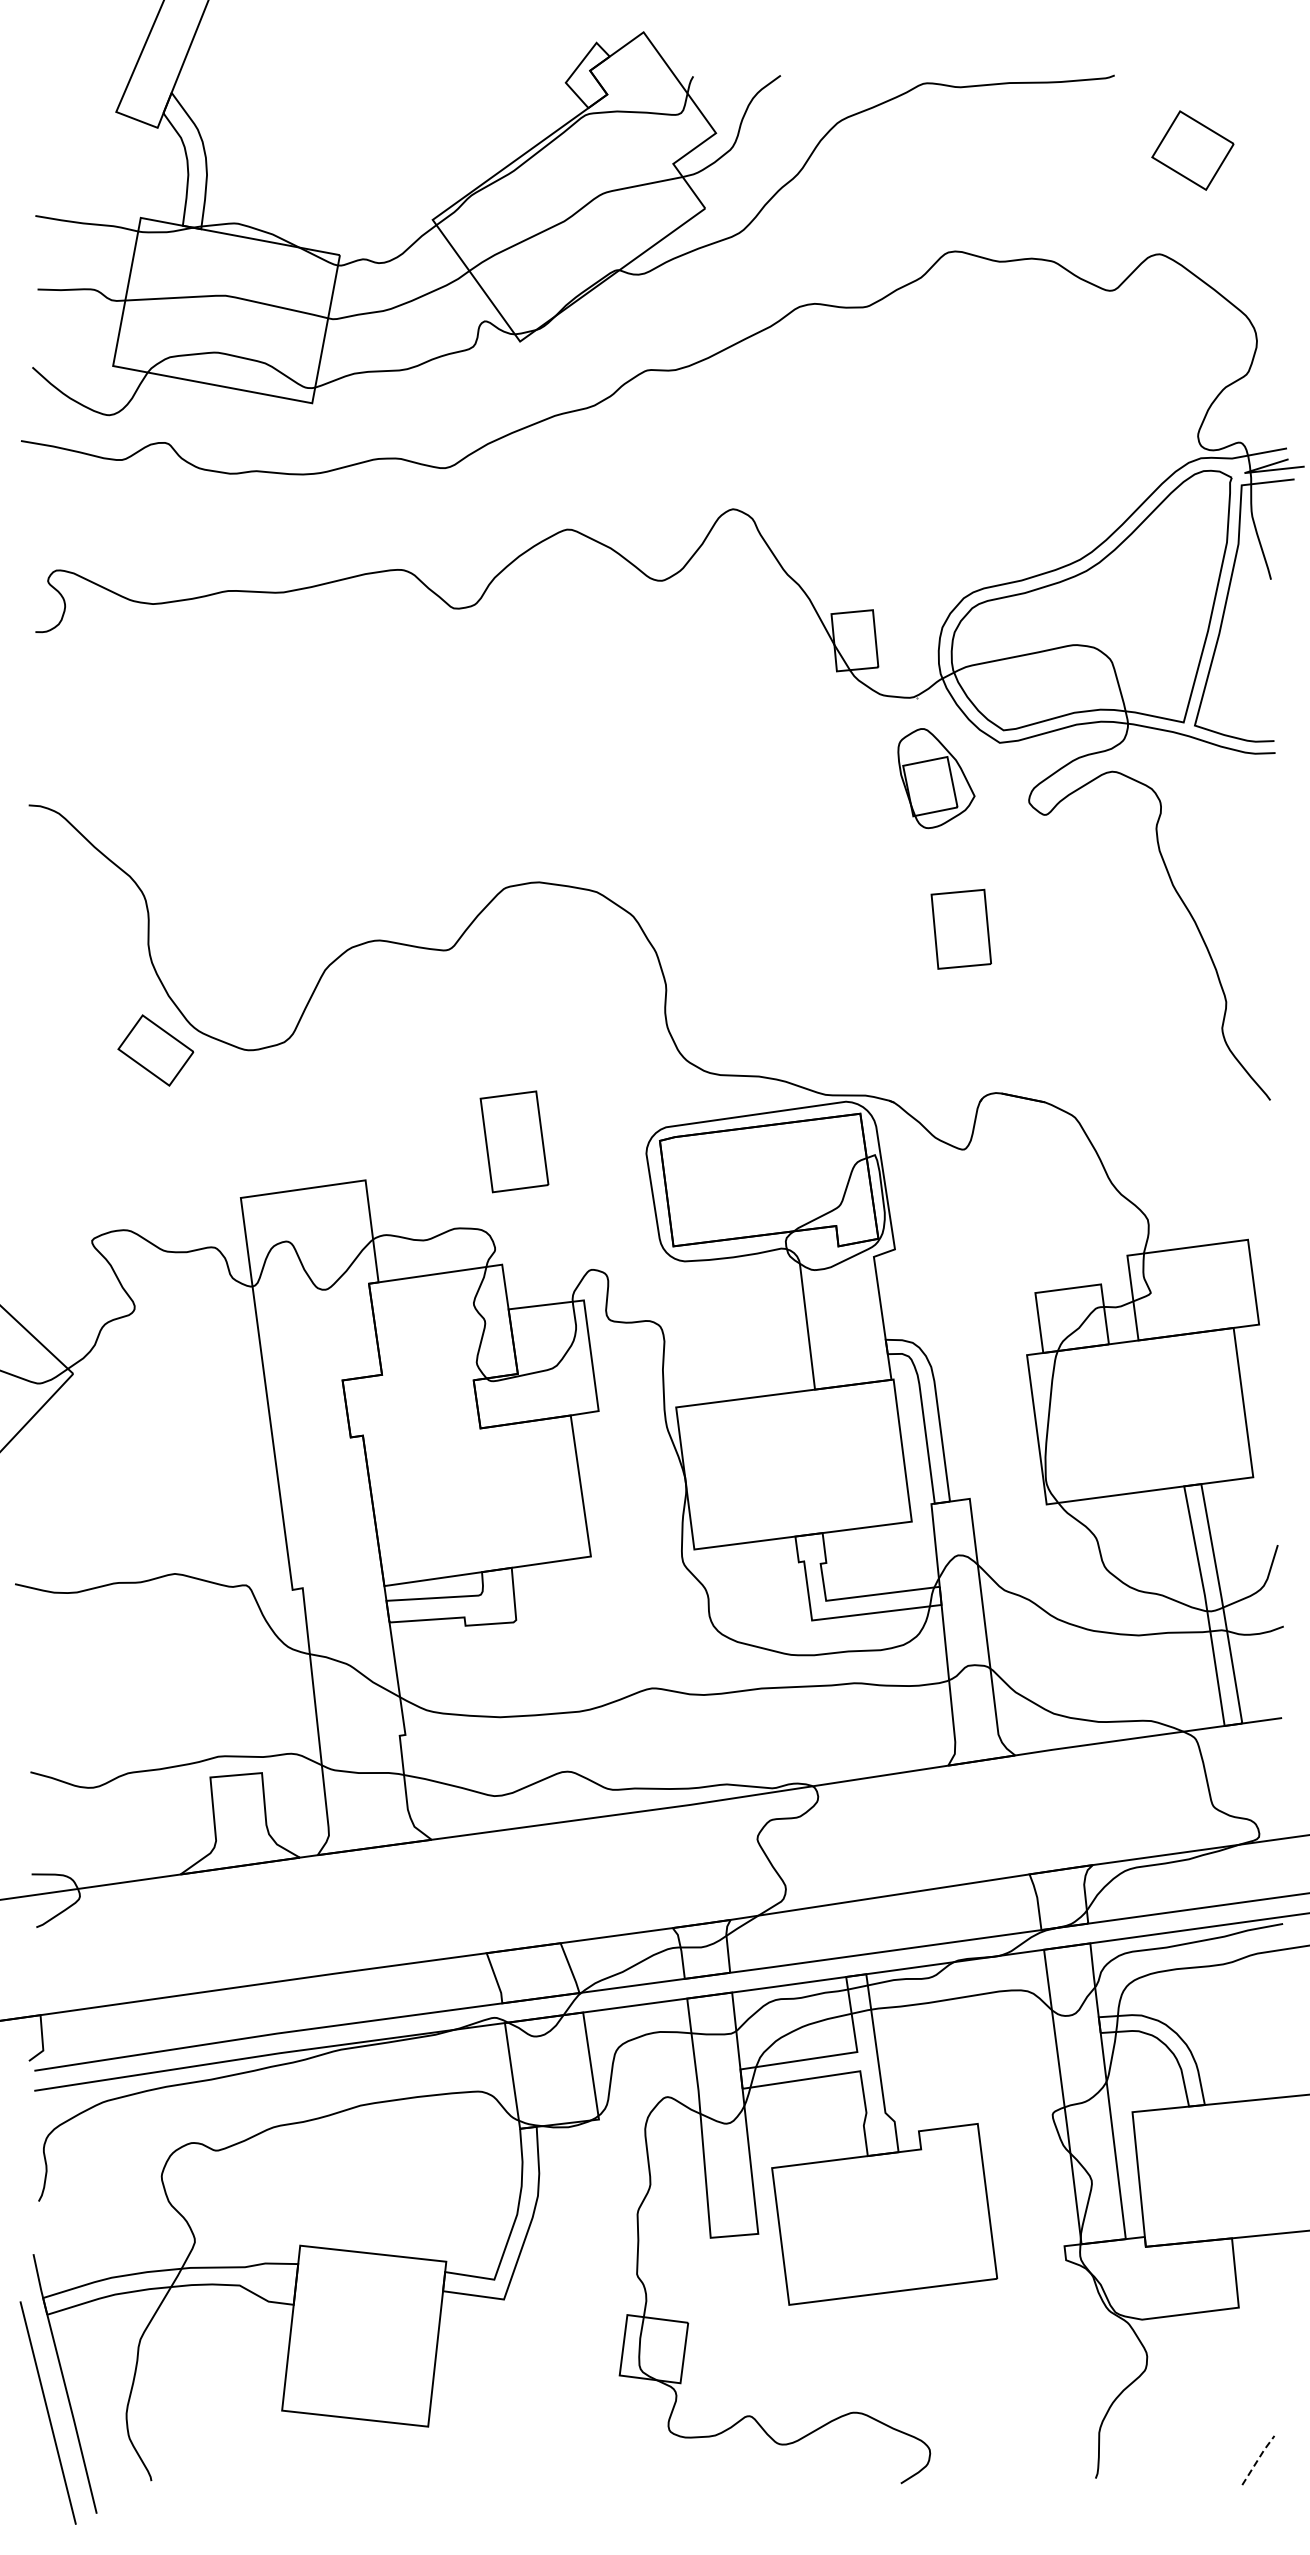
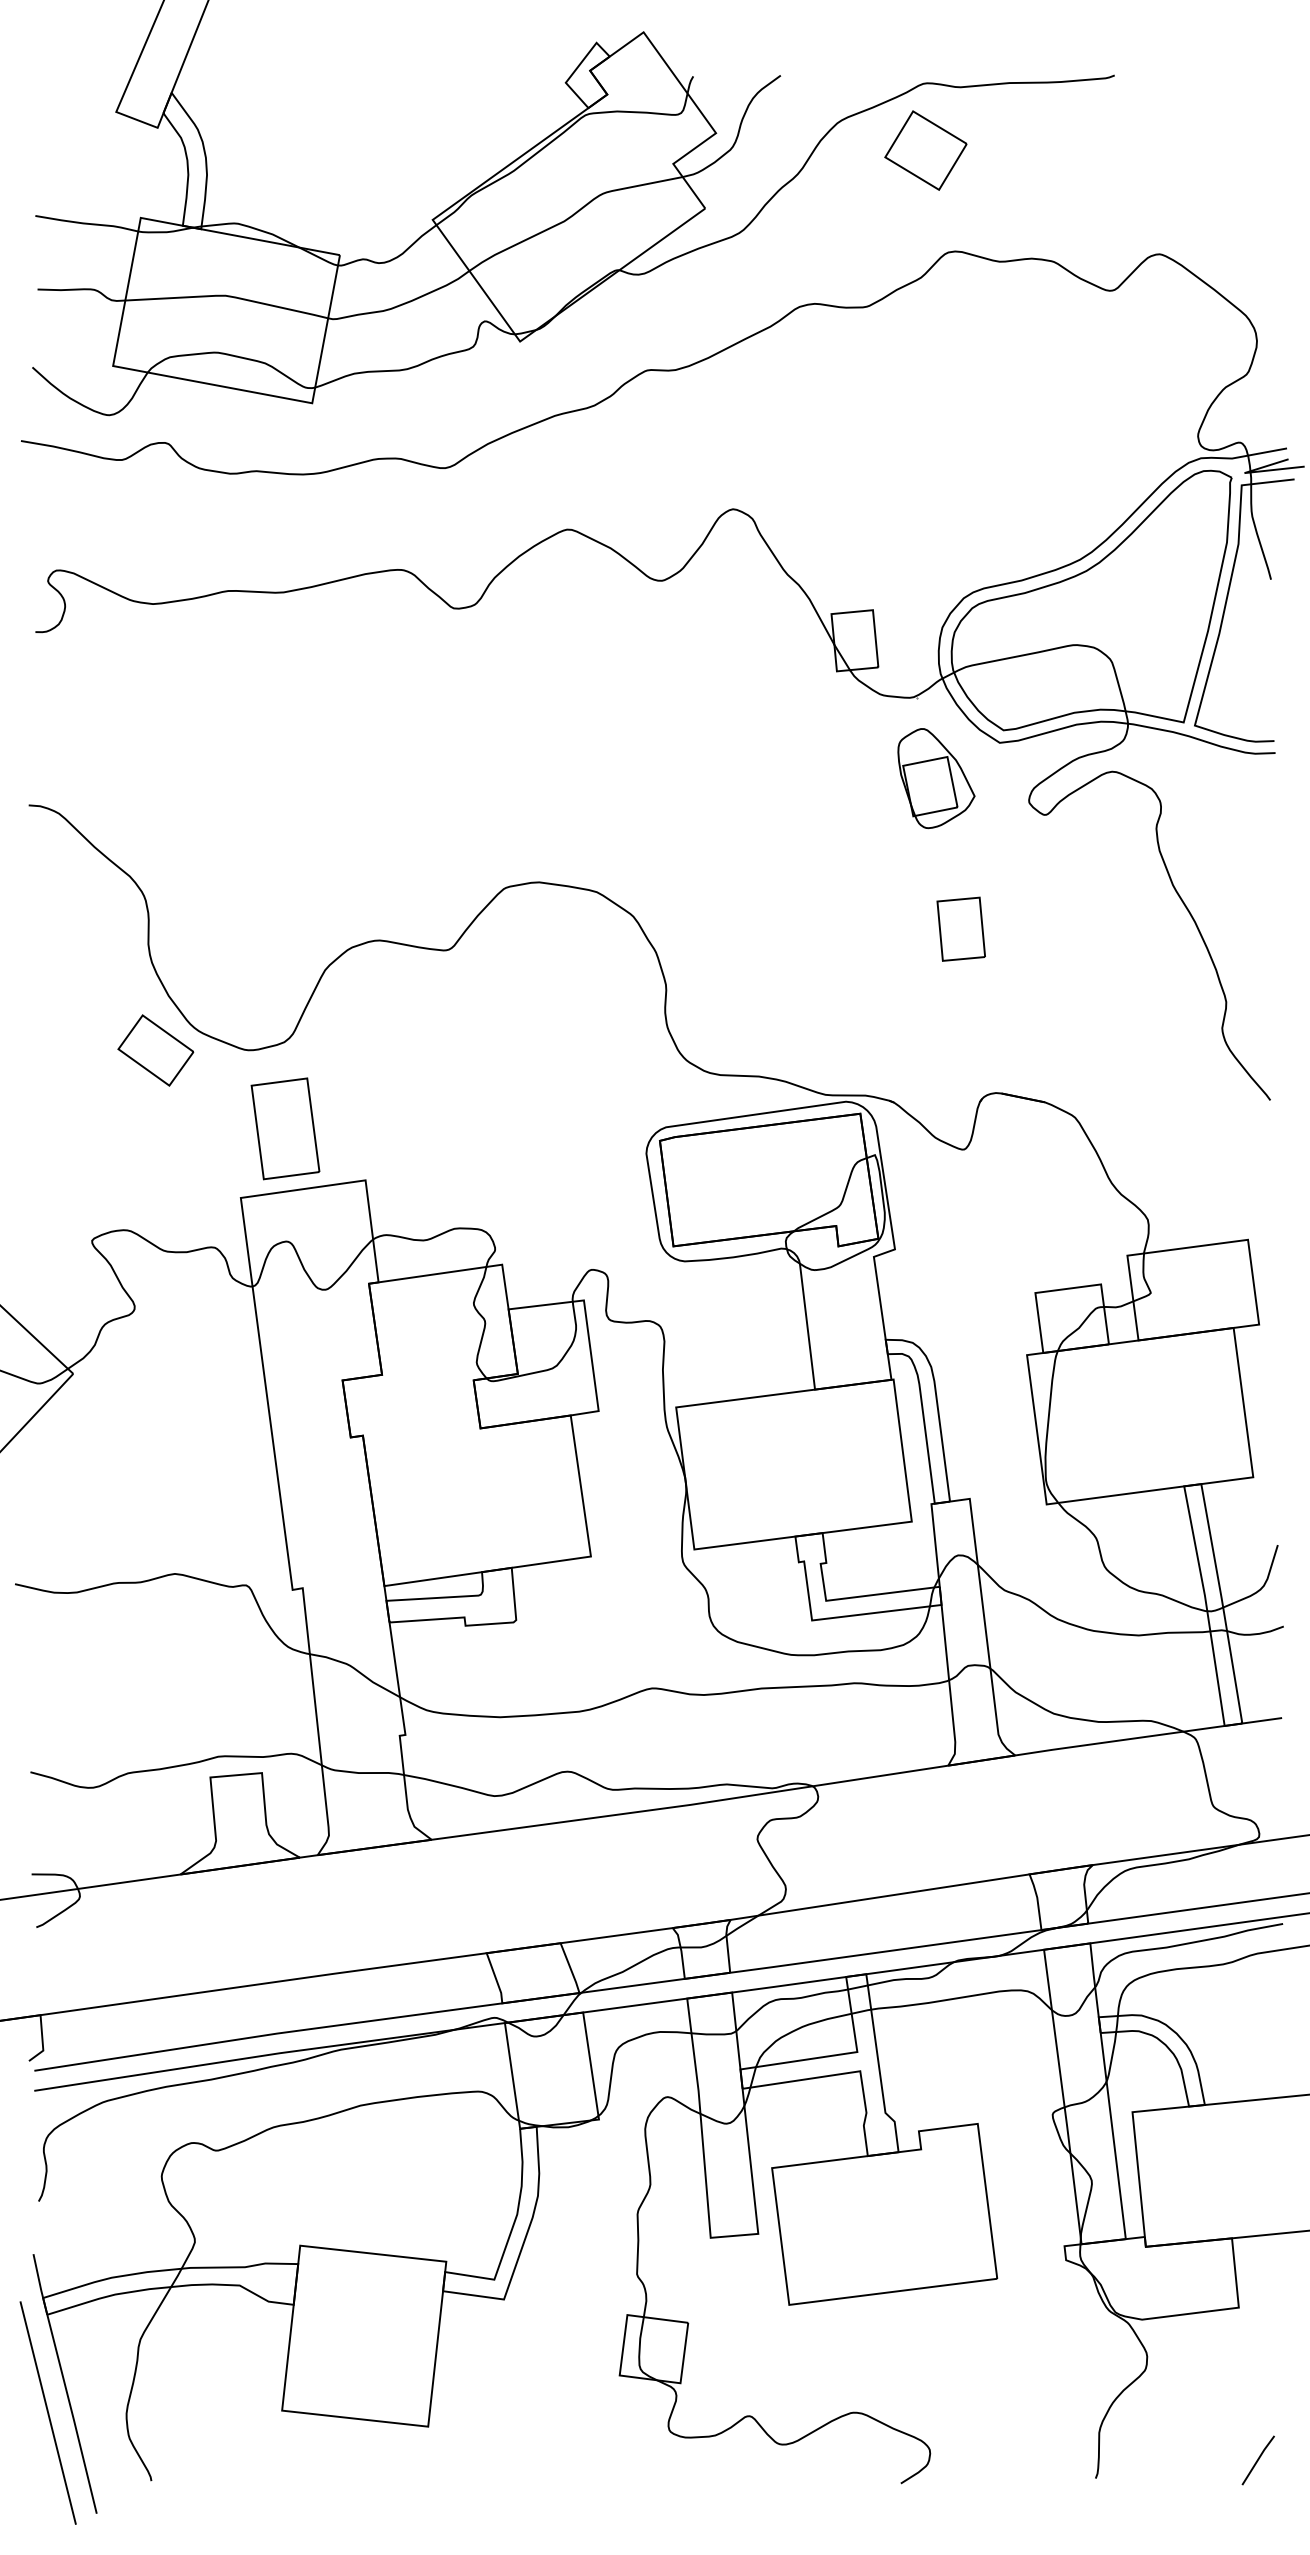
part position: (1192, 150) -> (925, 150) (925, 150)
part size: 62x82 px -> 50x66 px (960, 928)
part position: (514, 1141) -> (285, 1128) (285, 1128)
line: dashed -> solid (1258, 2459)
